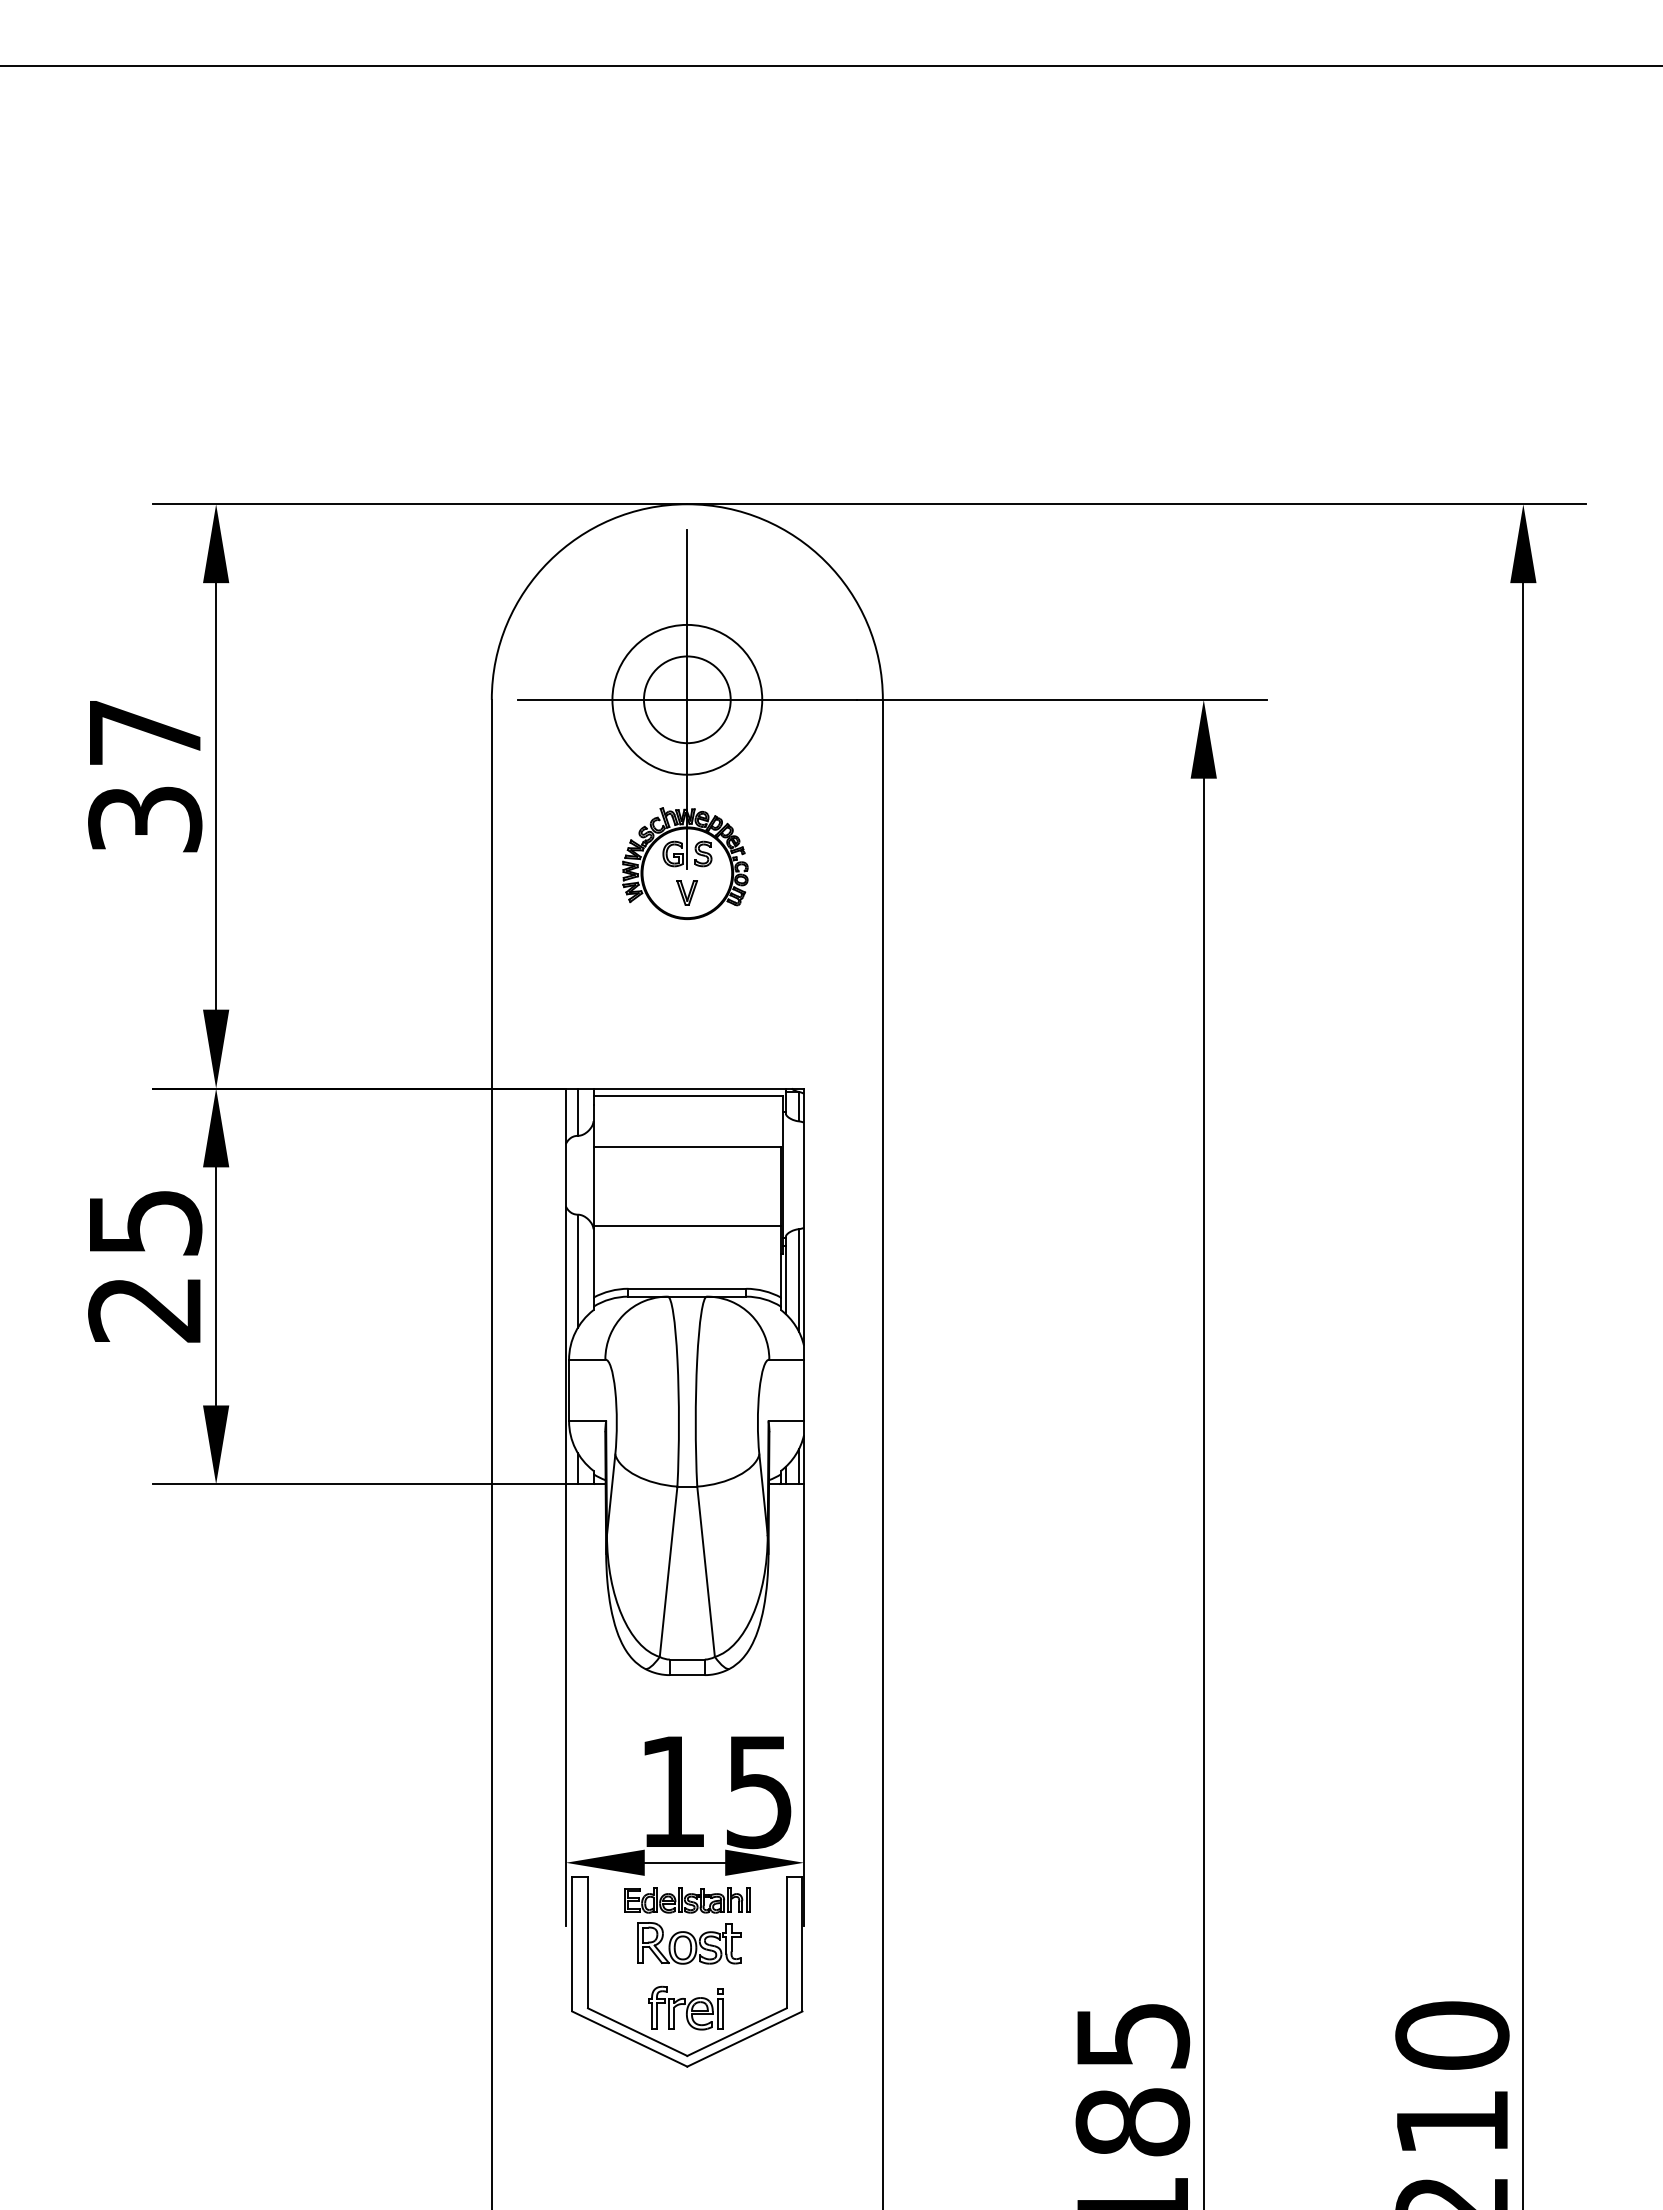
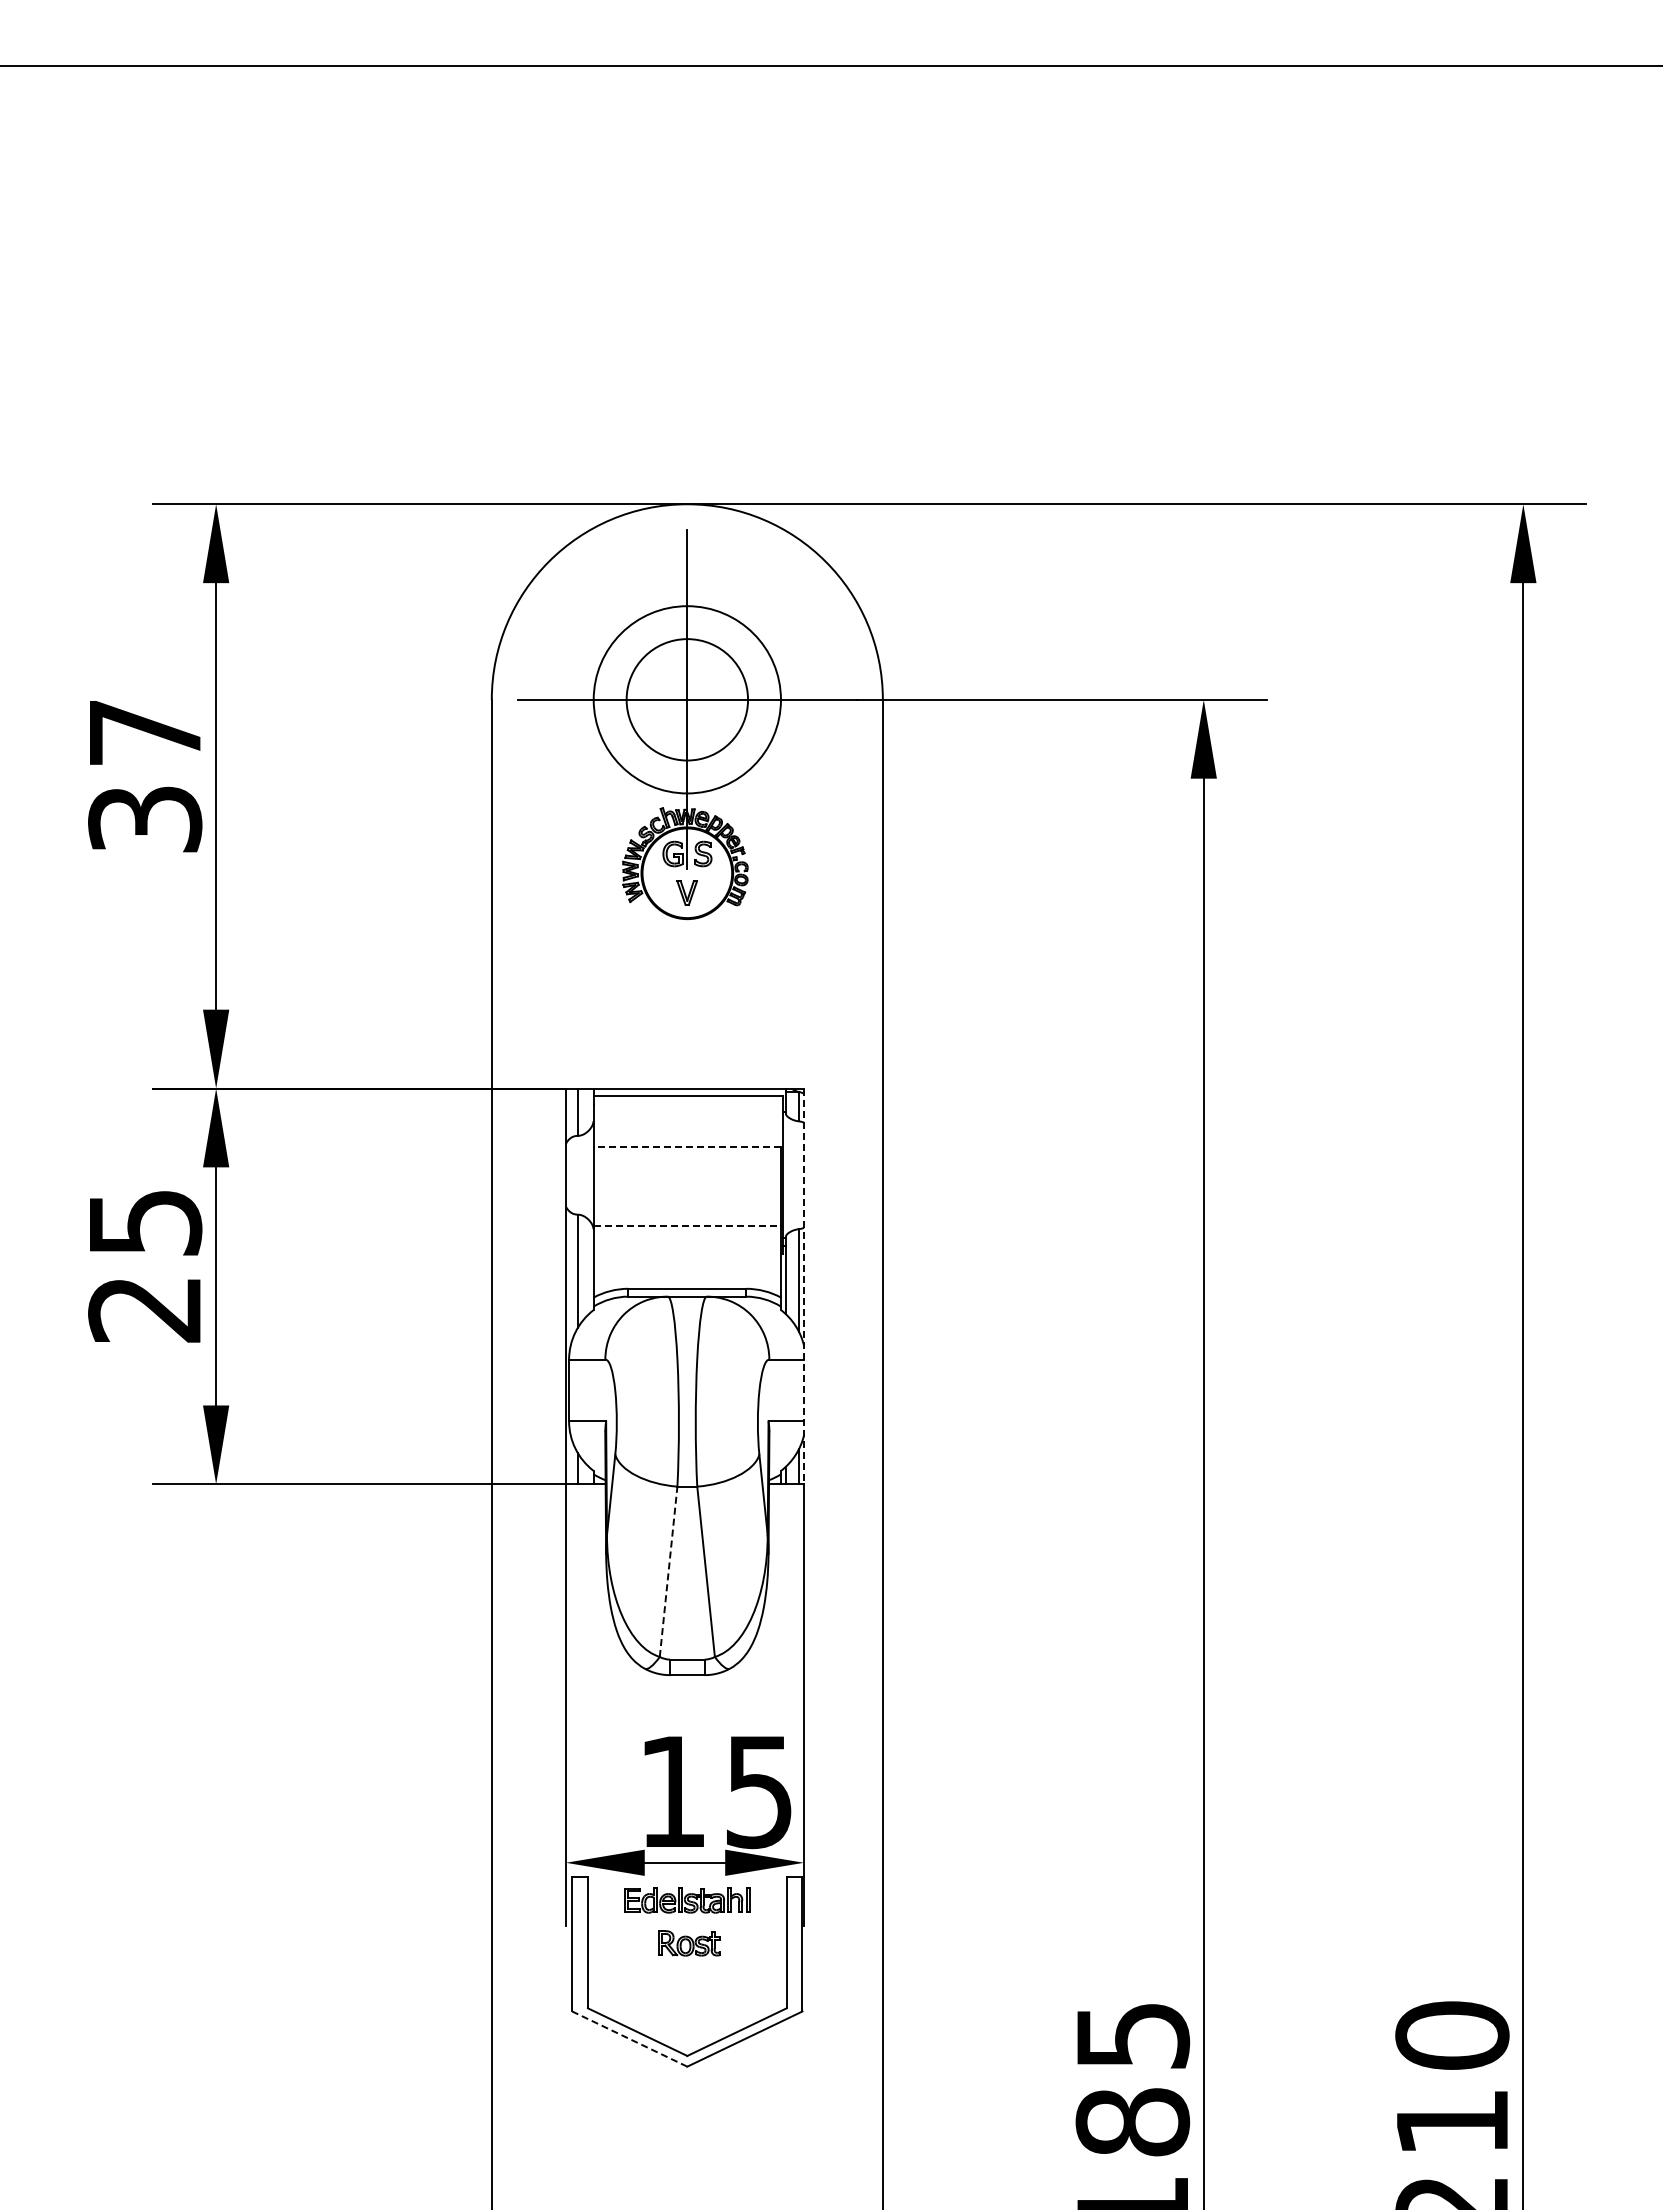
circle diameter: 87 px -> 121 px (687, 699)
circle diameter: 150 px -> 187 px (686, 699)
line: solid -> dashed (687, 1146)
line: solid -> dashed (687, 1225)
line: solid -> dashed (804, 1286)
line: solid -> dashed (668, 1571)
part size: 105x43 px -> 63x27 px (689, 1943)
part: present -> none (685, 2007)
line: solid -> dashed (629, 2039)
